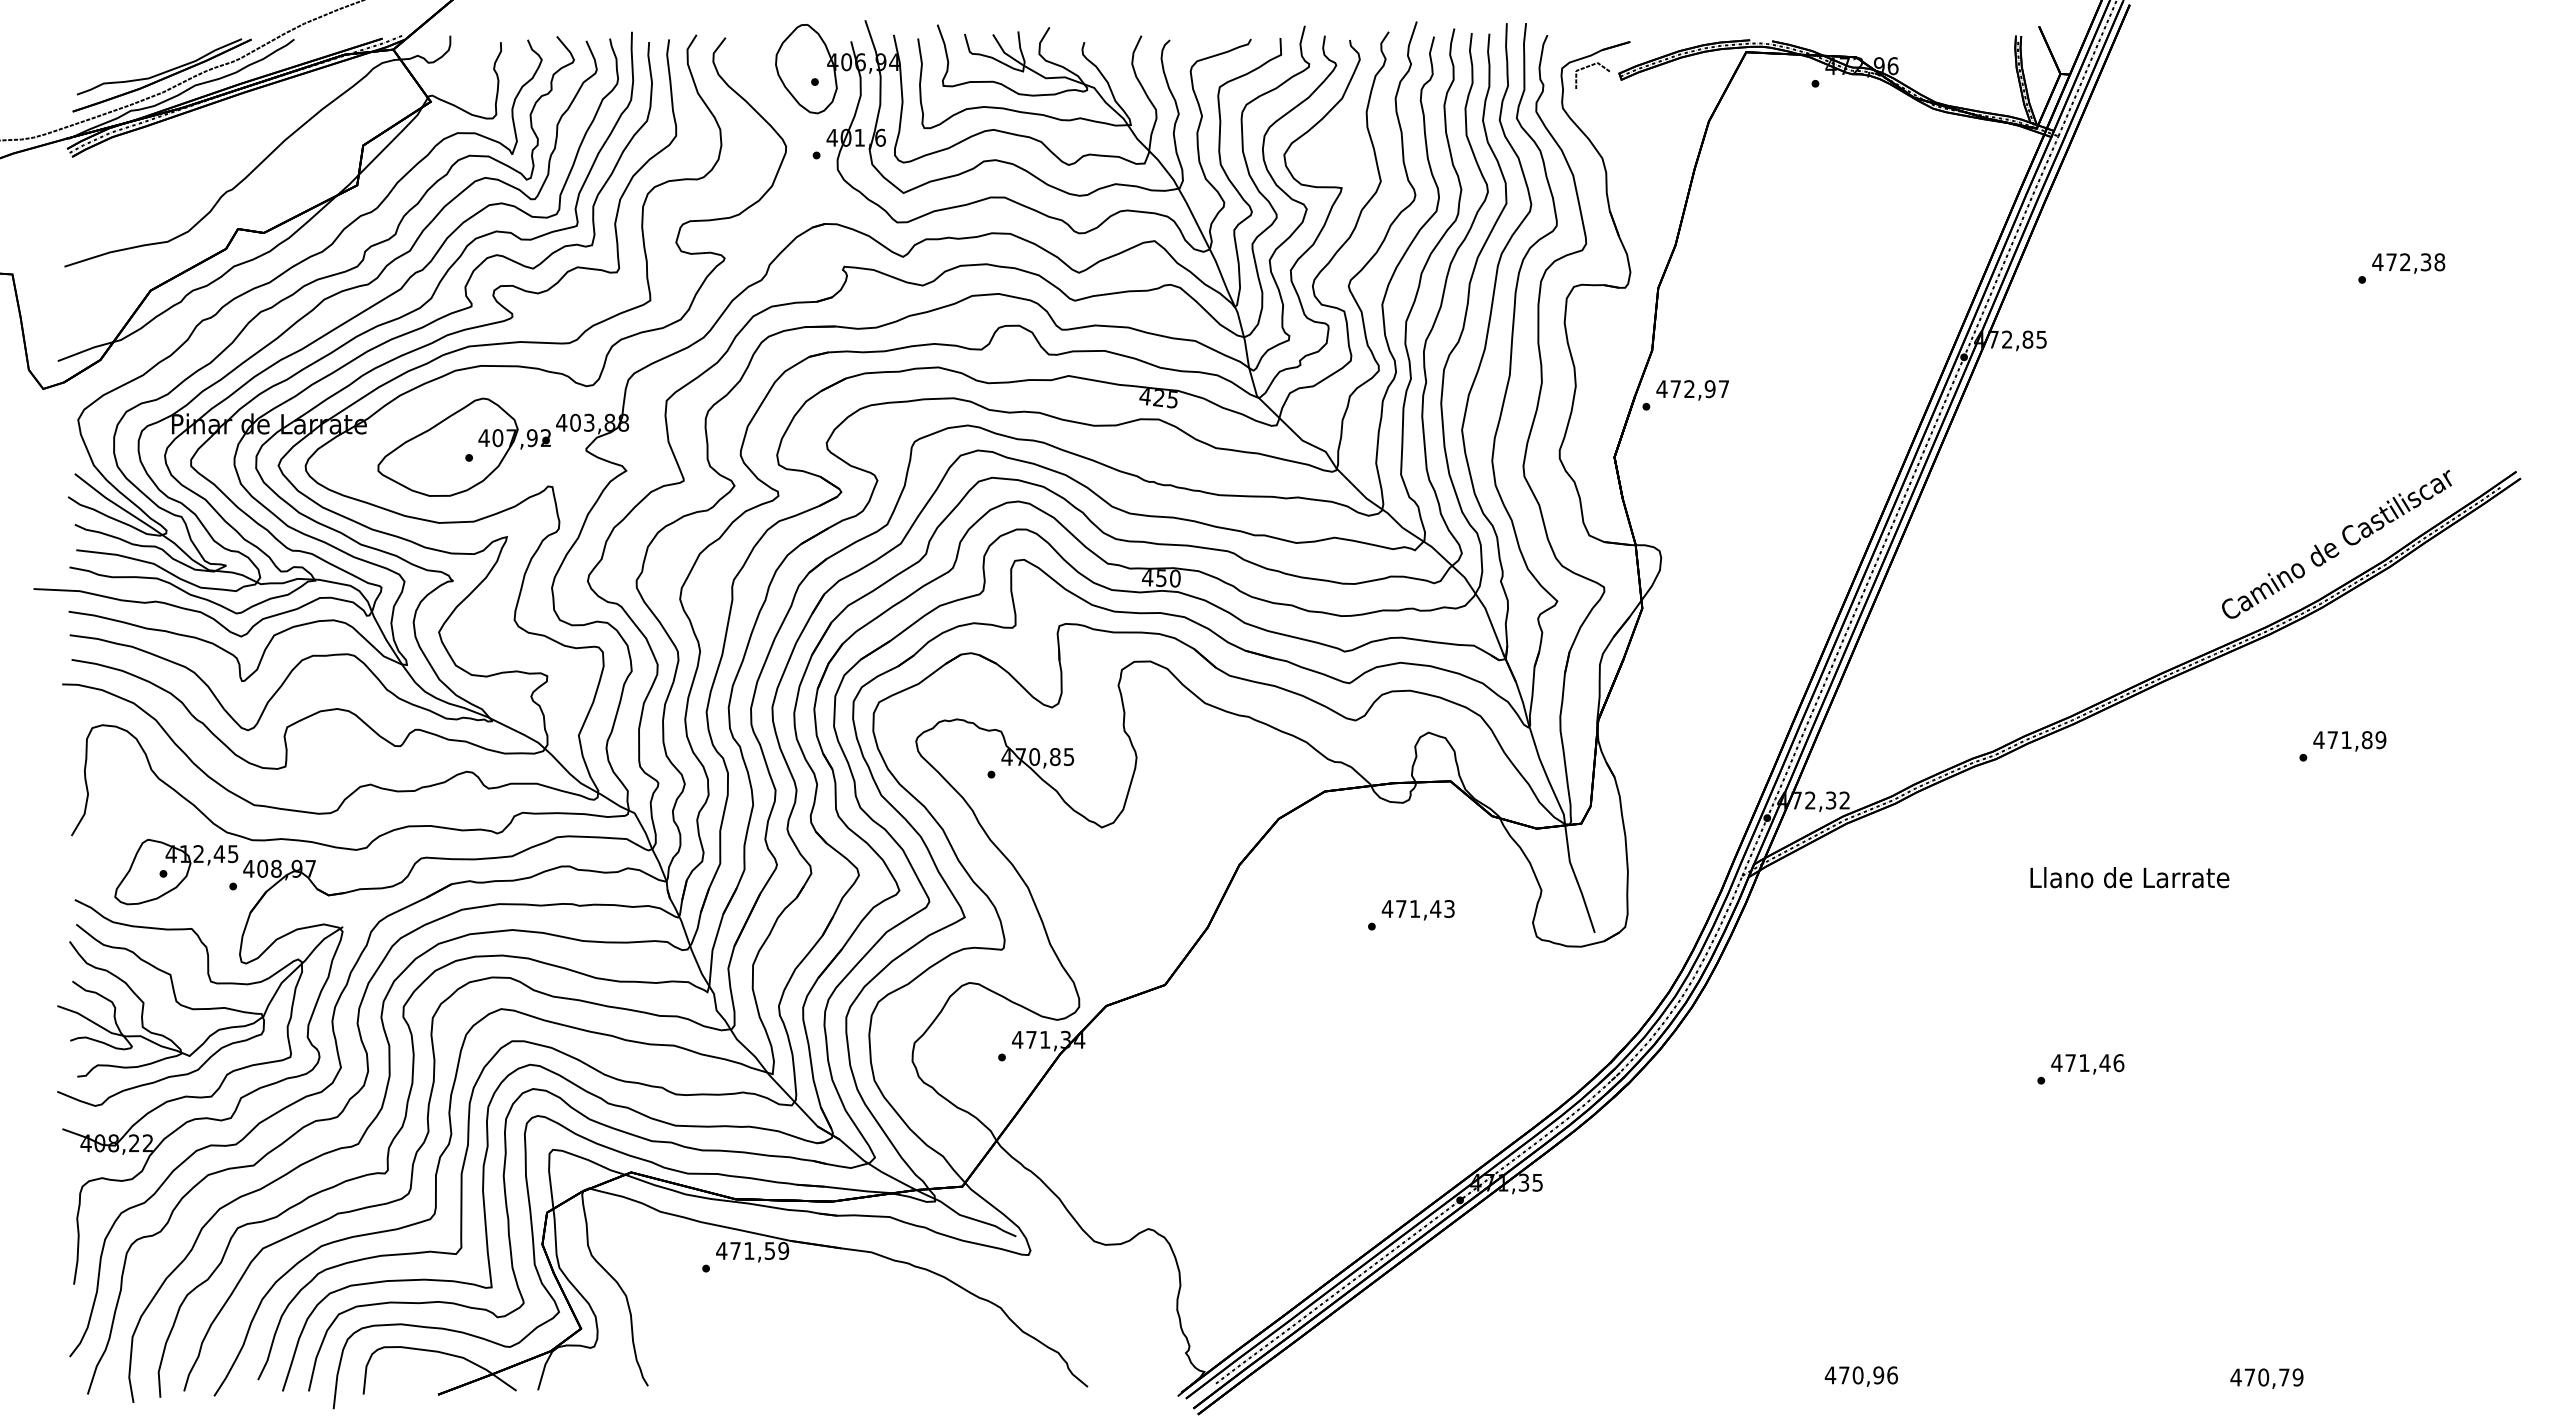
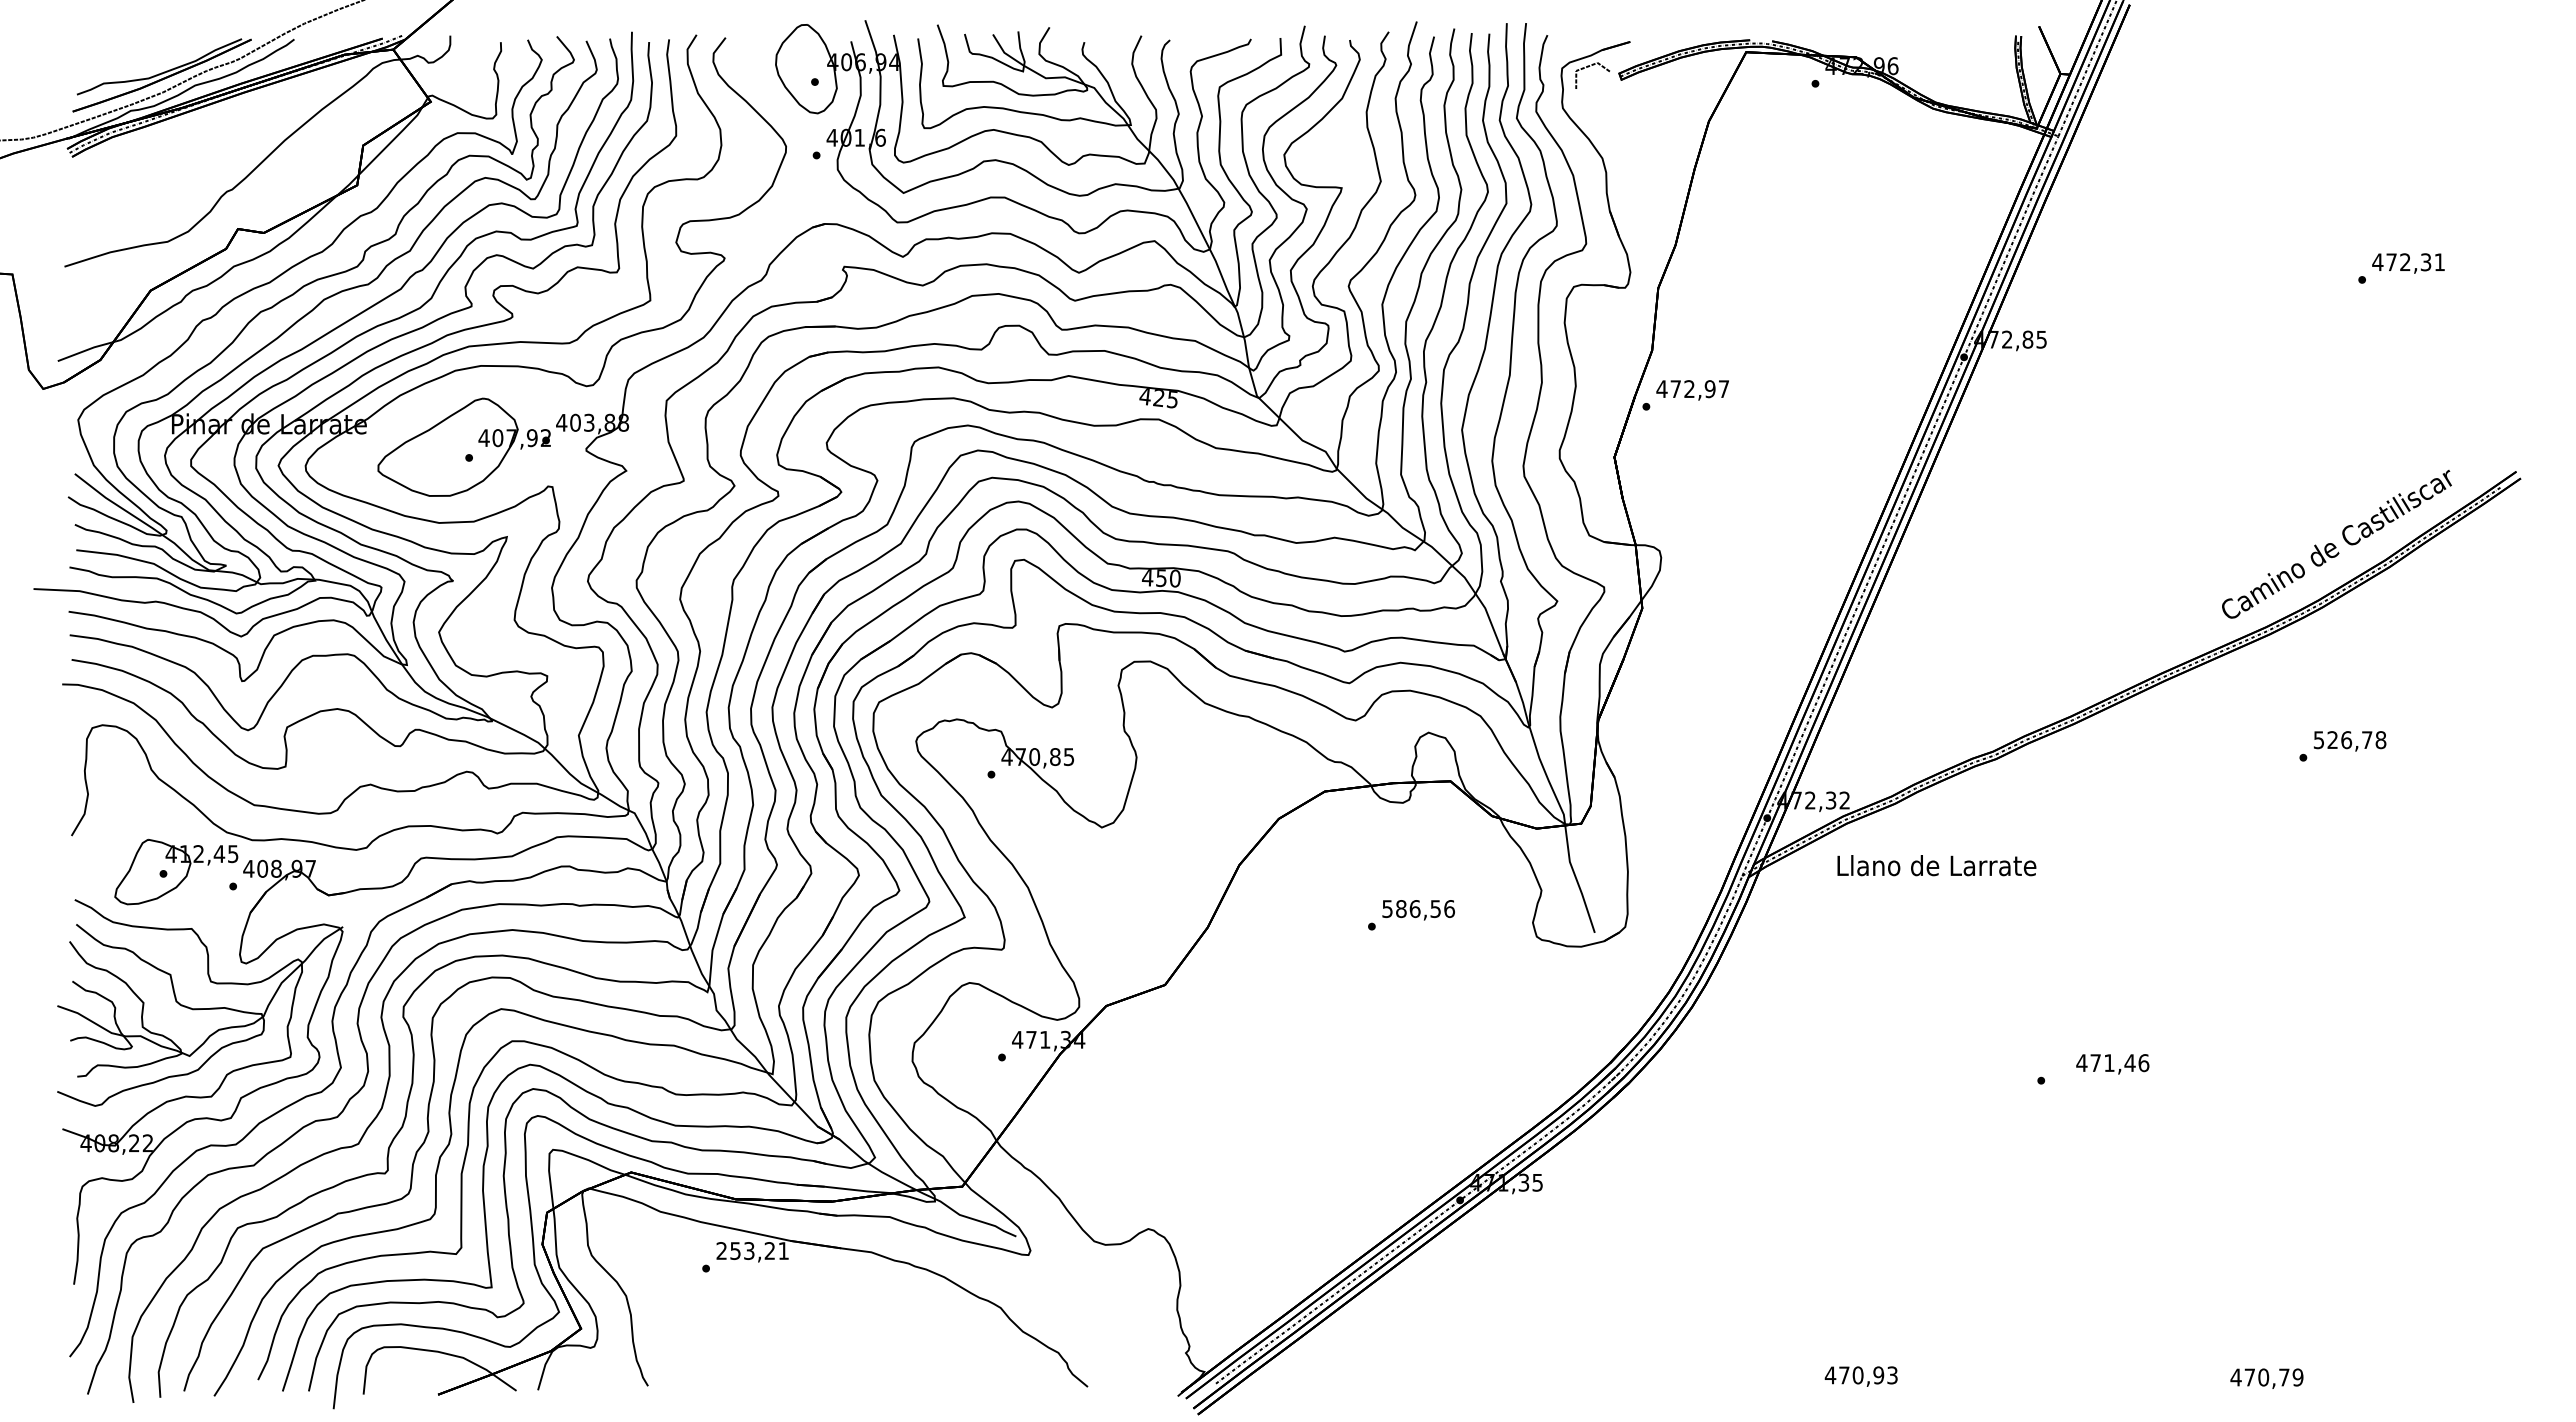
text: 472,38 -> 472,31 (2439, 262)
text: 471,89 -> 526,78 (2349, 740)
text position: (2129, 877) -> (1936, 865) (1936, 865)
text: 471,43 -> 586,56 (1417, 909)
text position: (2087, 1064) -> (2112, 1064) (2112, 1064)
text: 471,59 -> 253,21 (752, 1251)
text: 470,96 -> 470,93 (1892, 1375)
